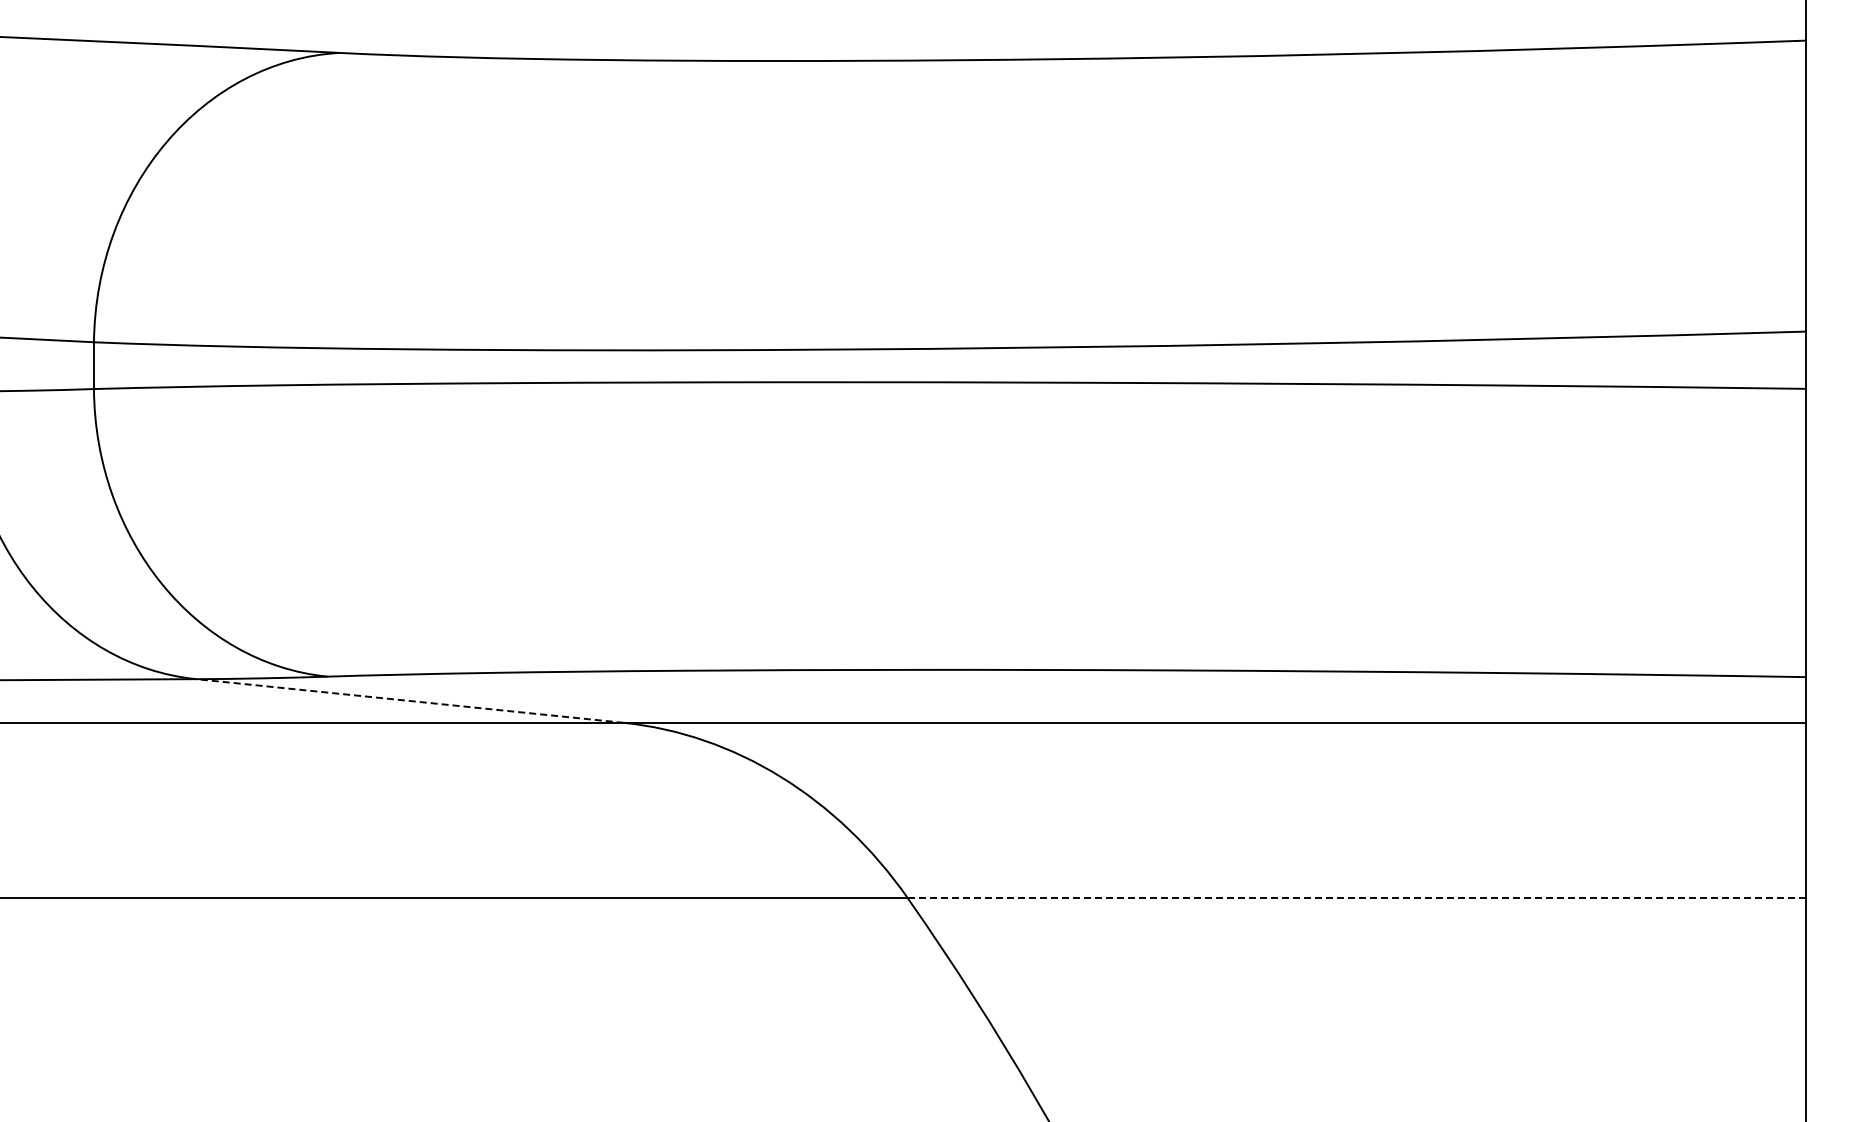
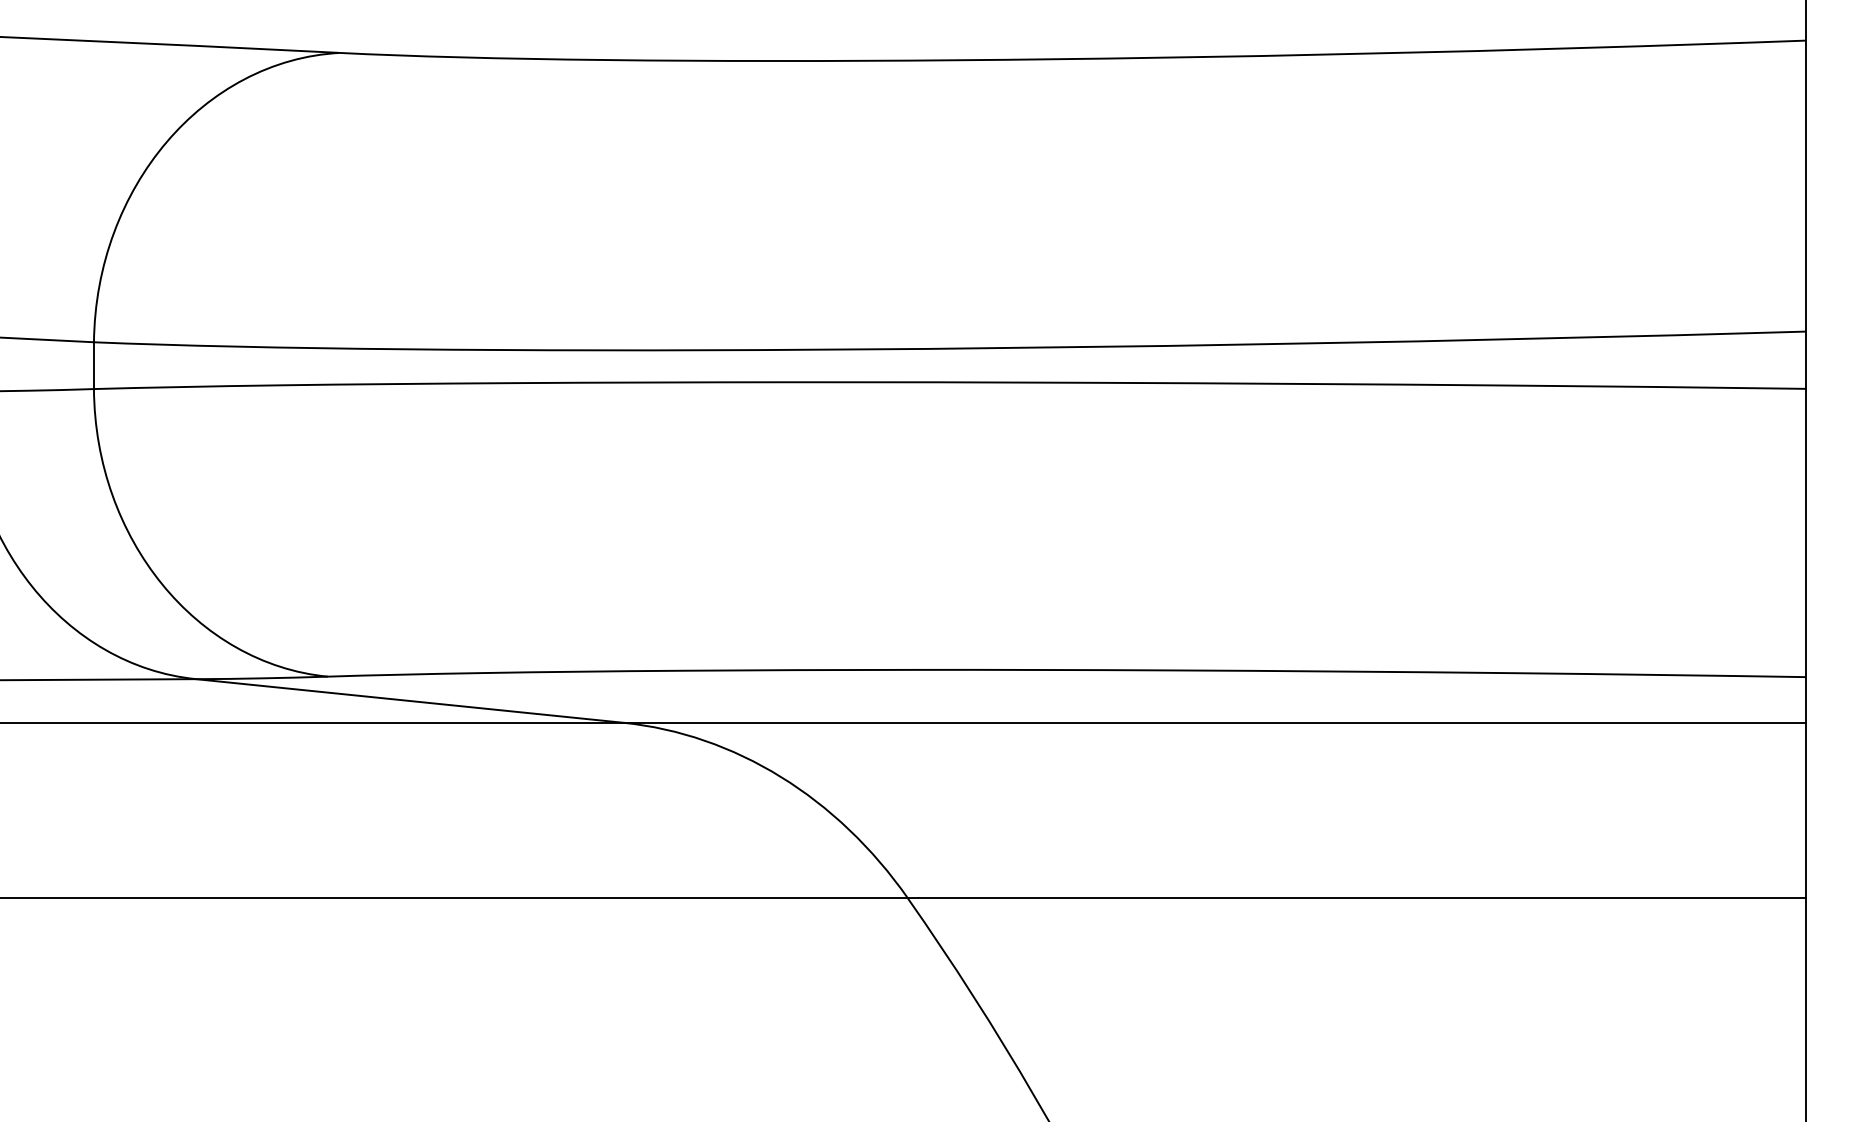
line: dashed -> solid (409, 700)
line: dashed -> solid (1357, 898)
